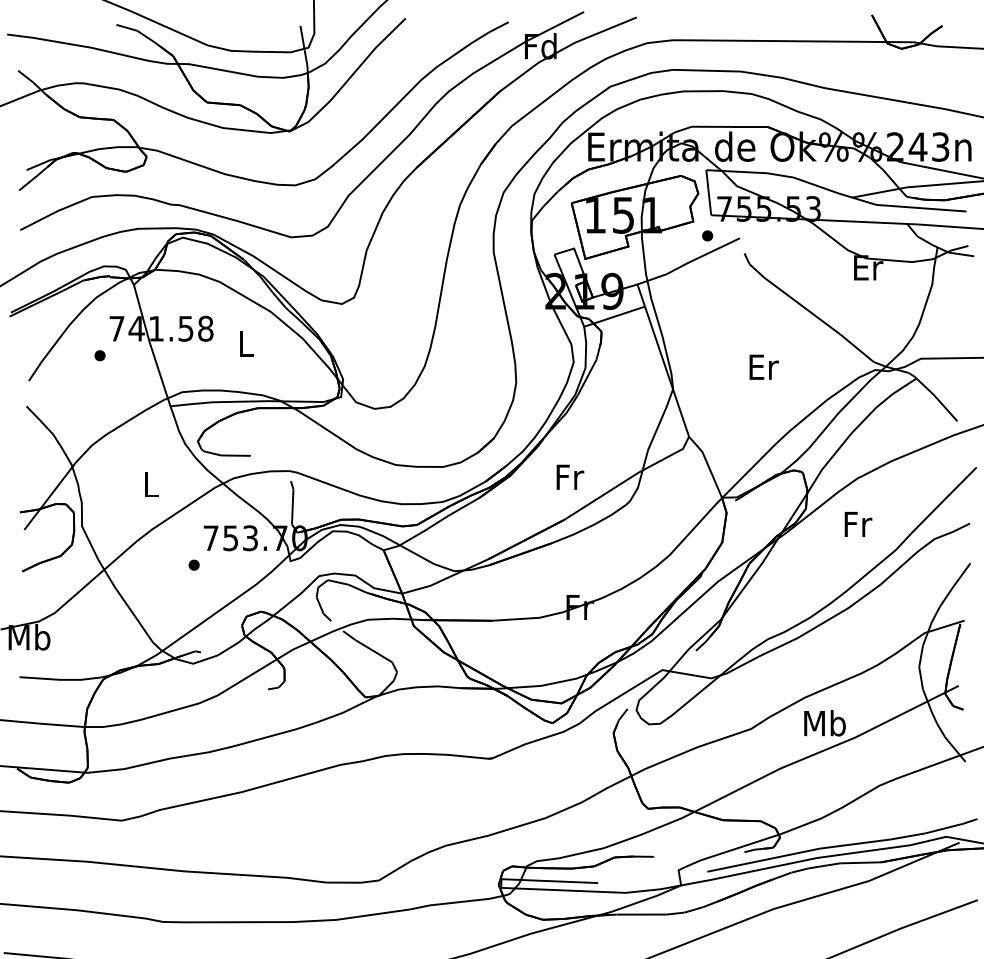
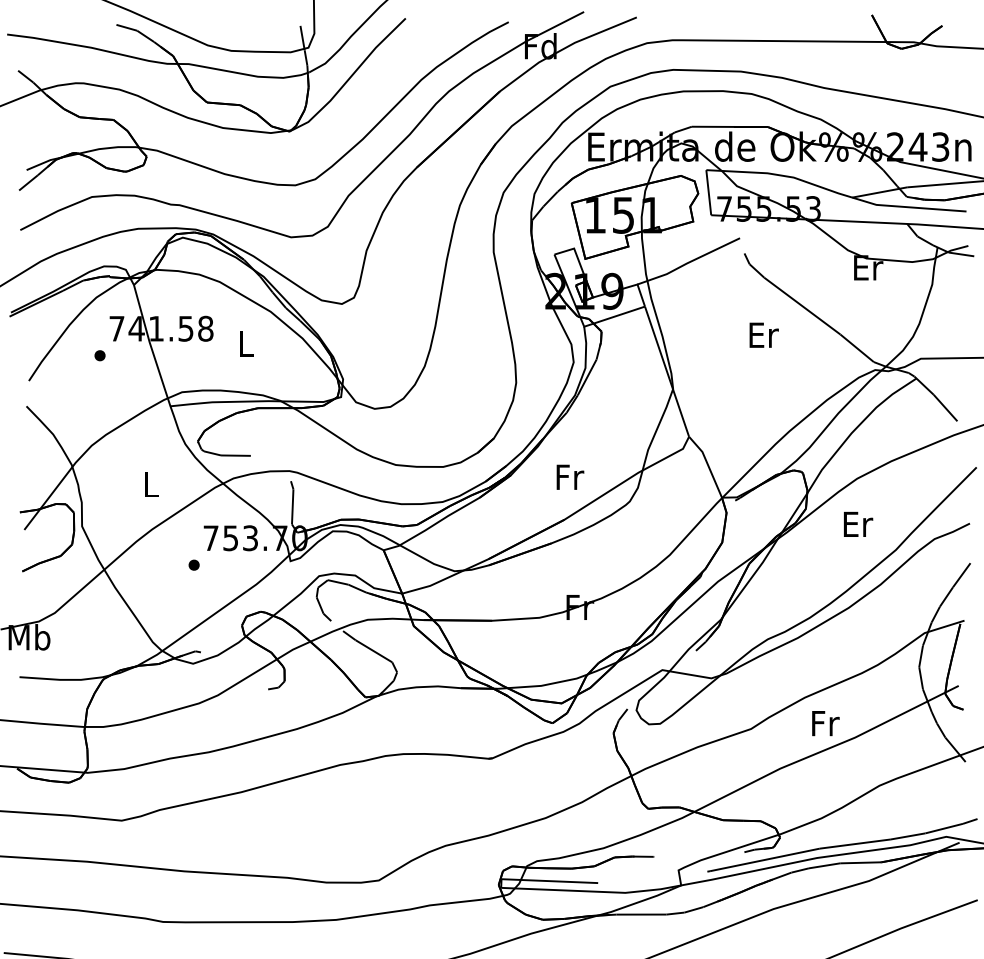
part: present -> none (707, 235)
text position: (763, 366) -> (763, 334) (763, 334)
text: Fr -> Er (858, 523)
text: Mb -> Fr (824, 723)
